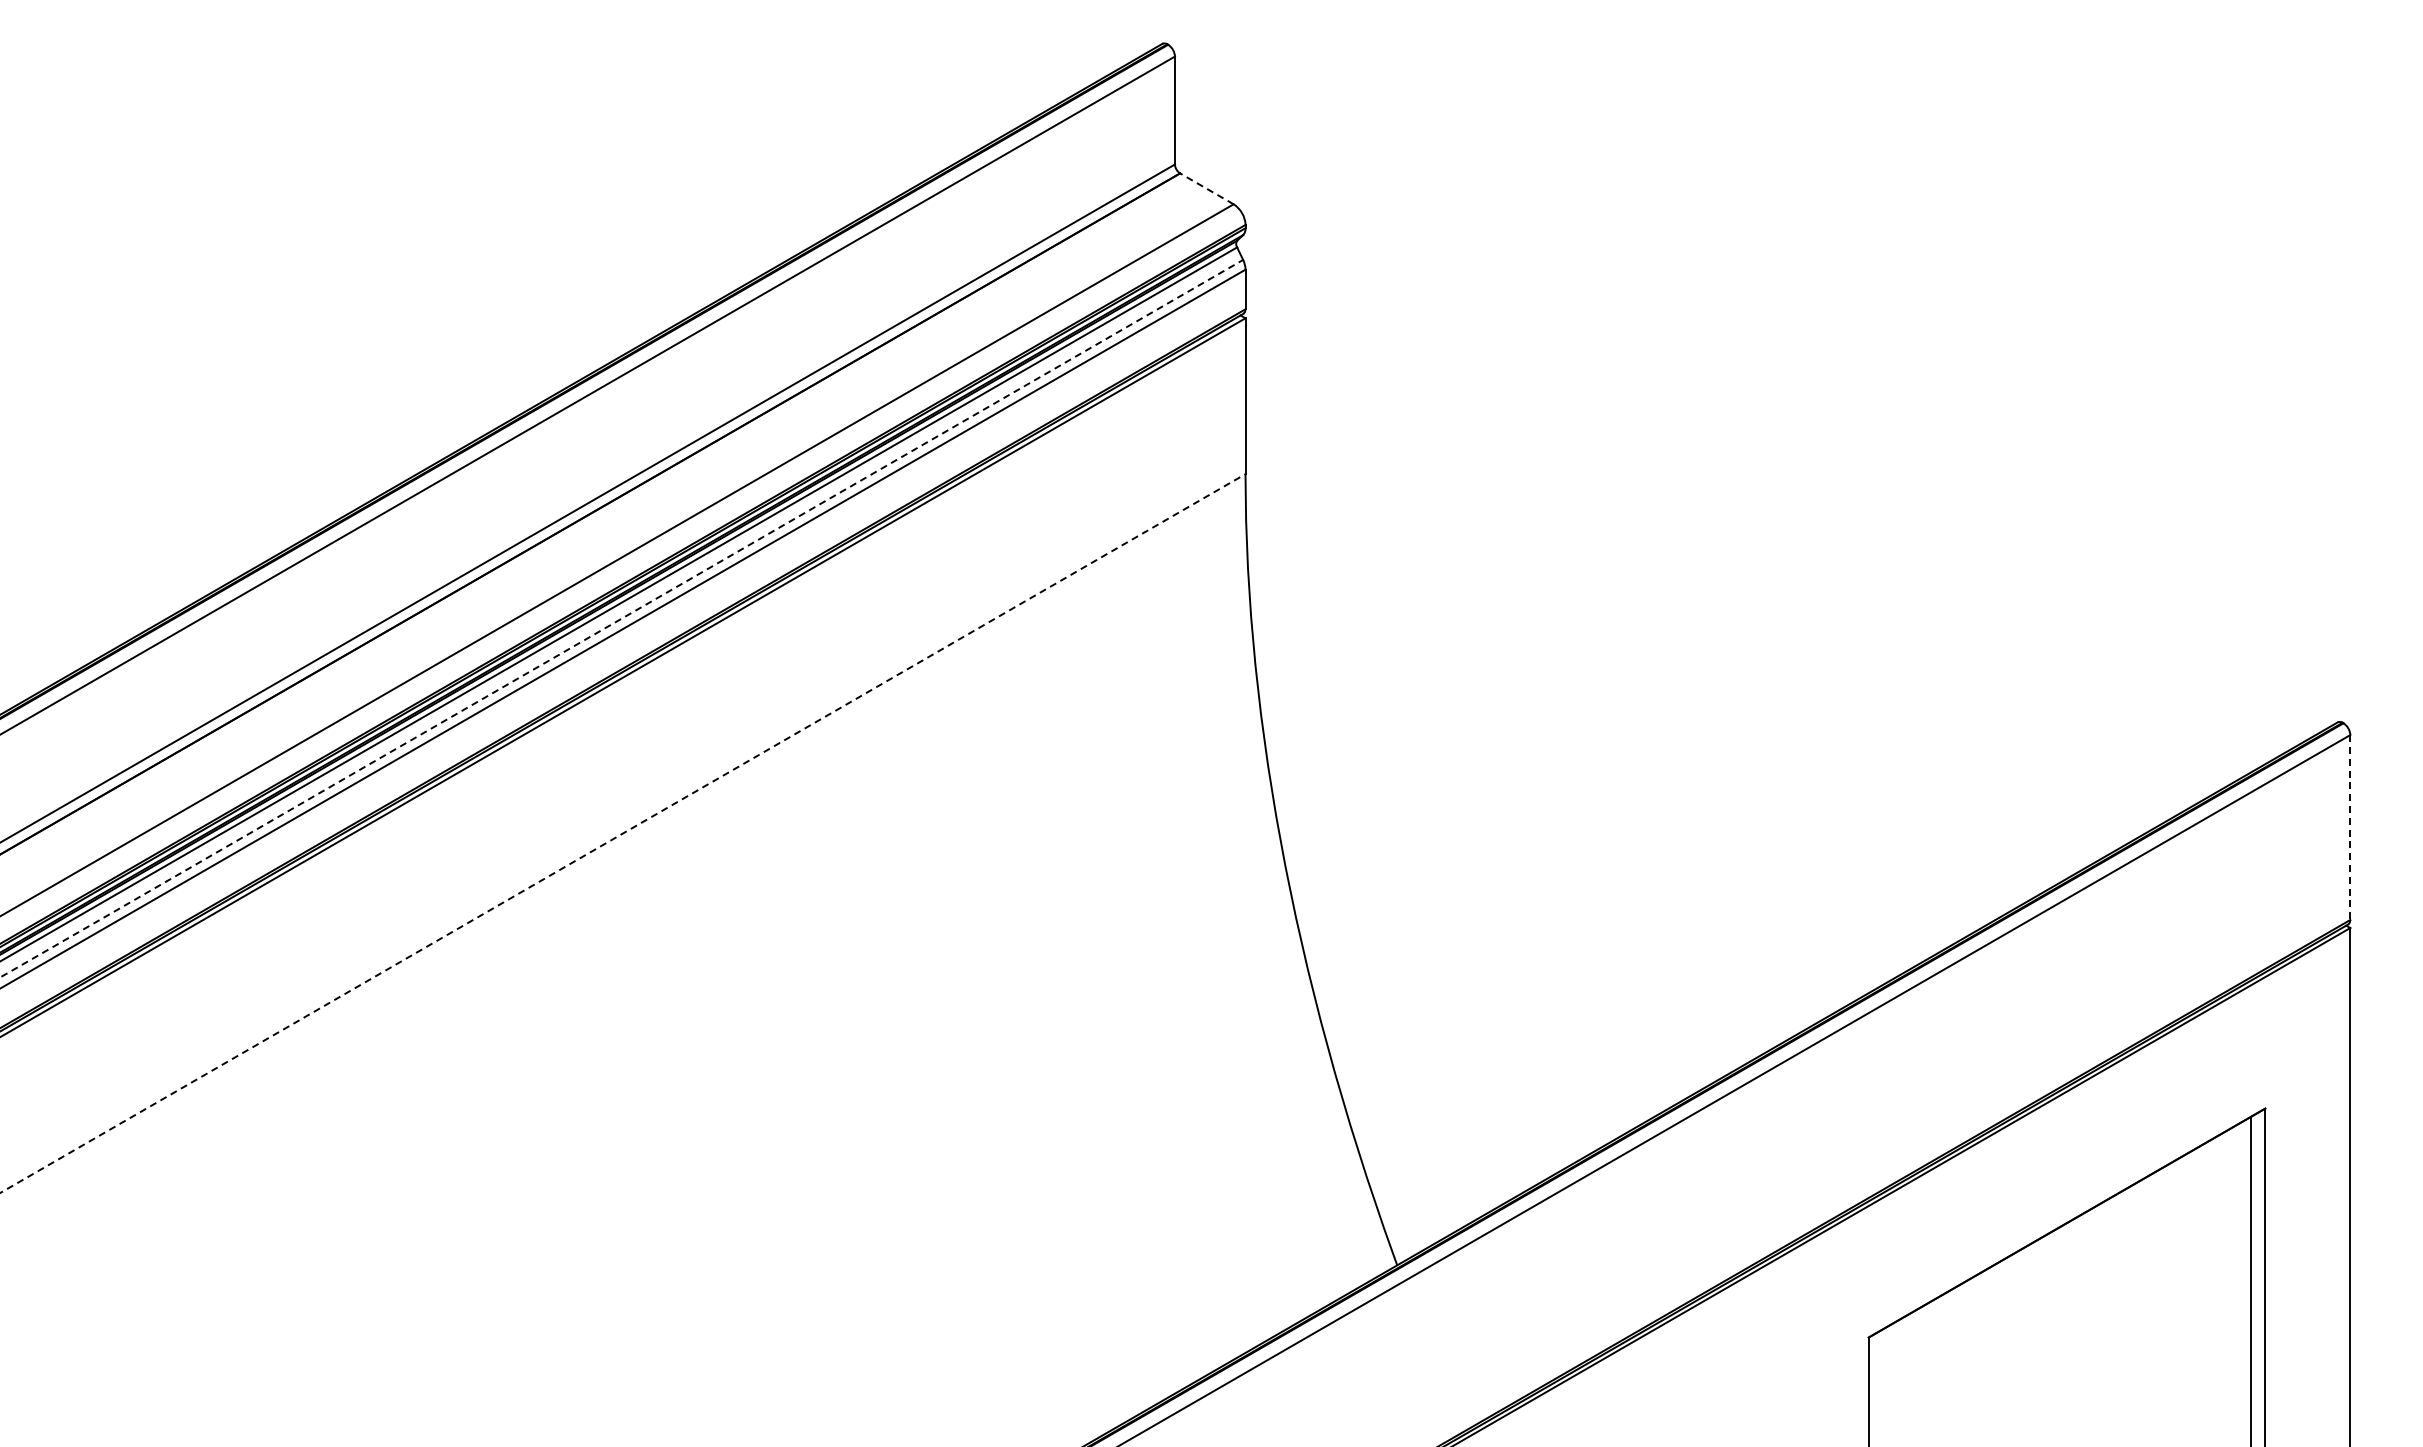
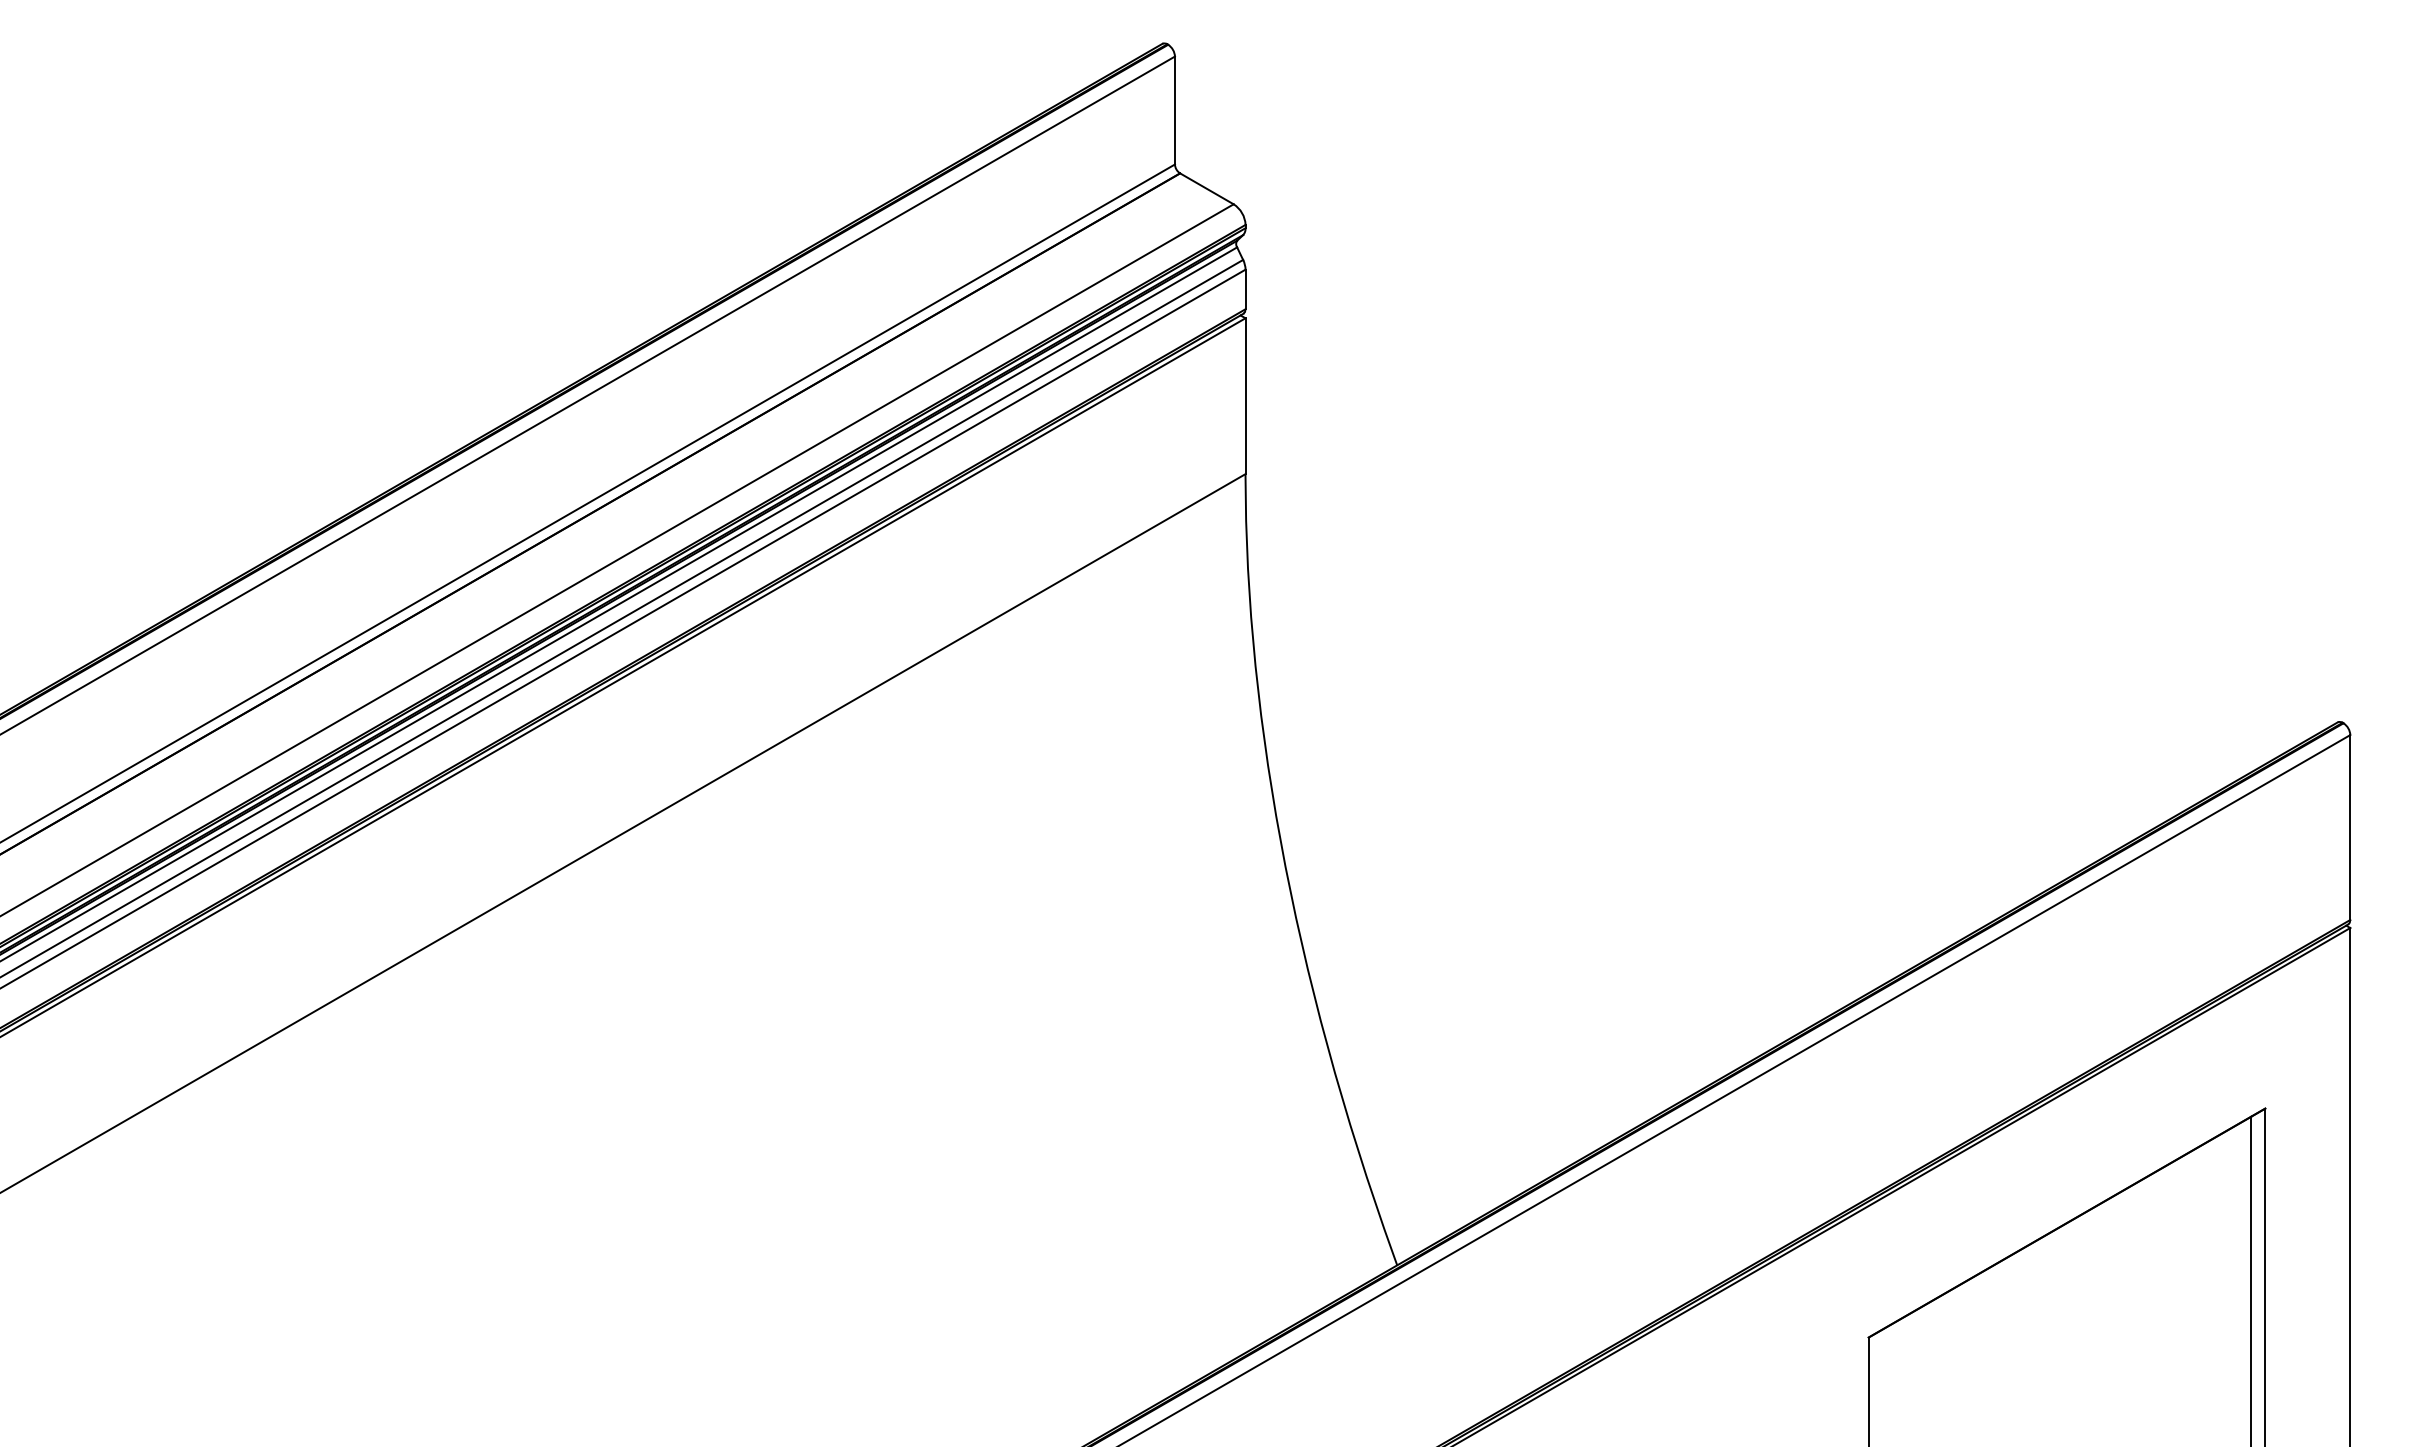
line: dashed -> solid (1206, 188)
line: dashed -> solid (622, 618)
line: dashed -> solid (2350, 828)
line: dashed -> solid (622, 833)
